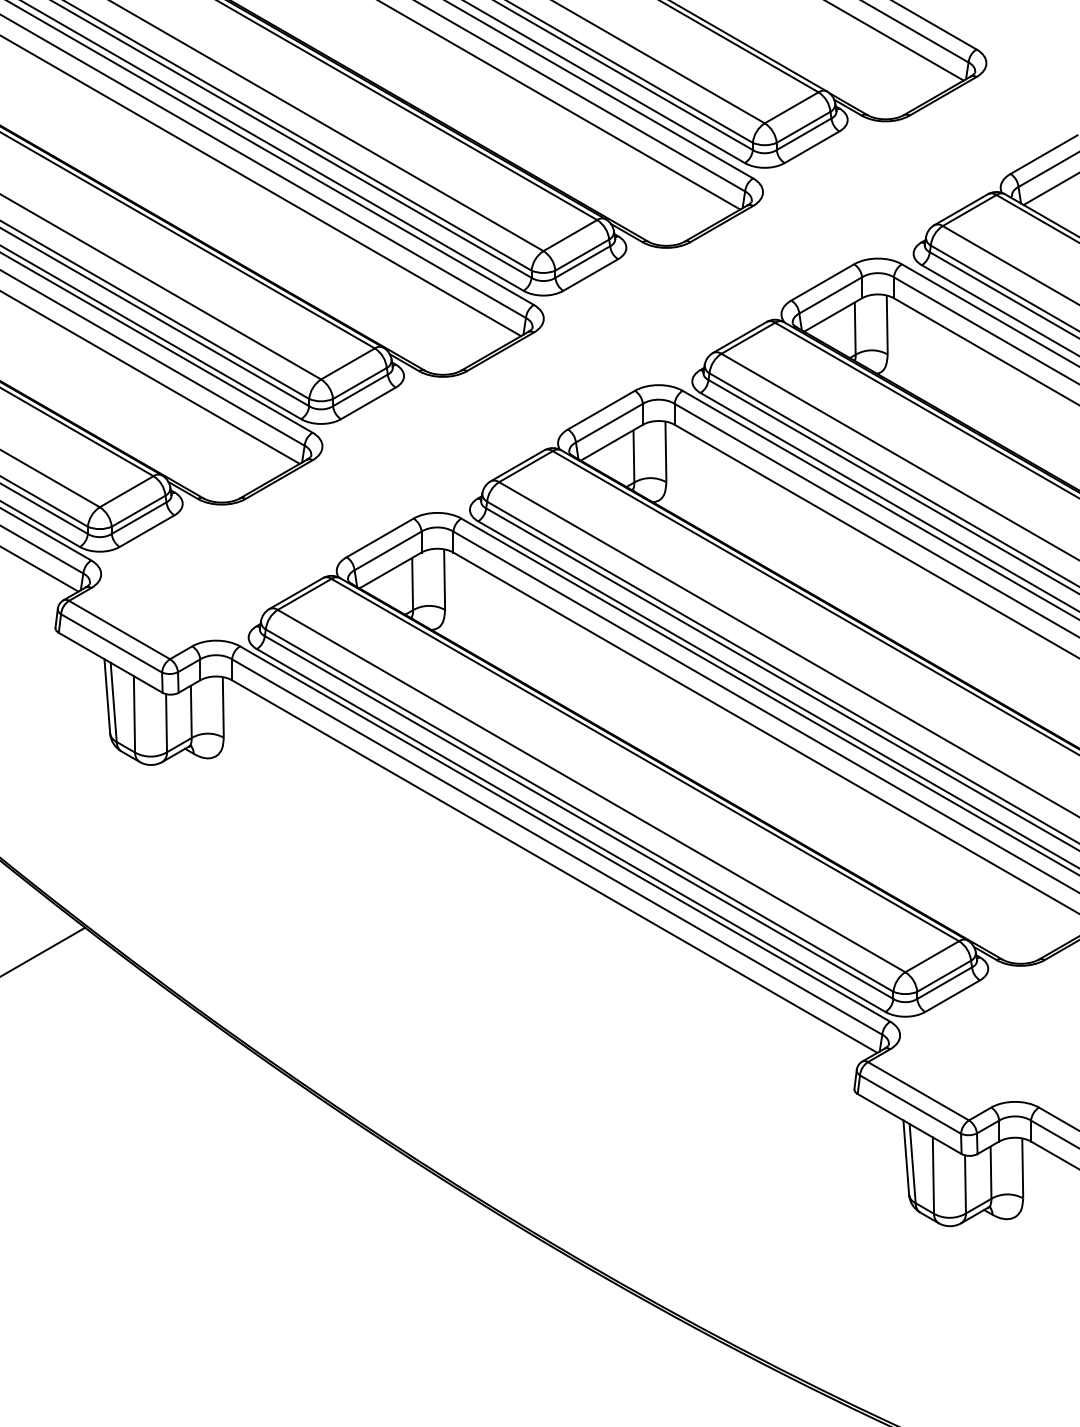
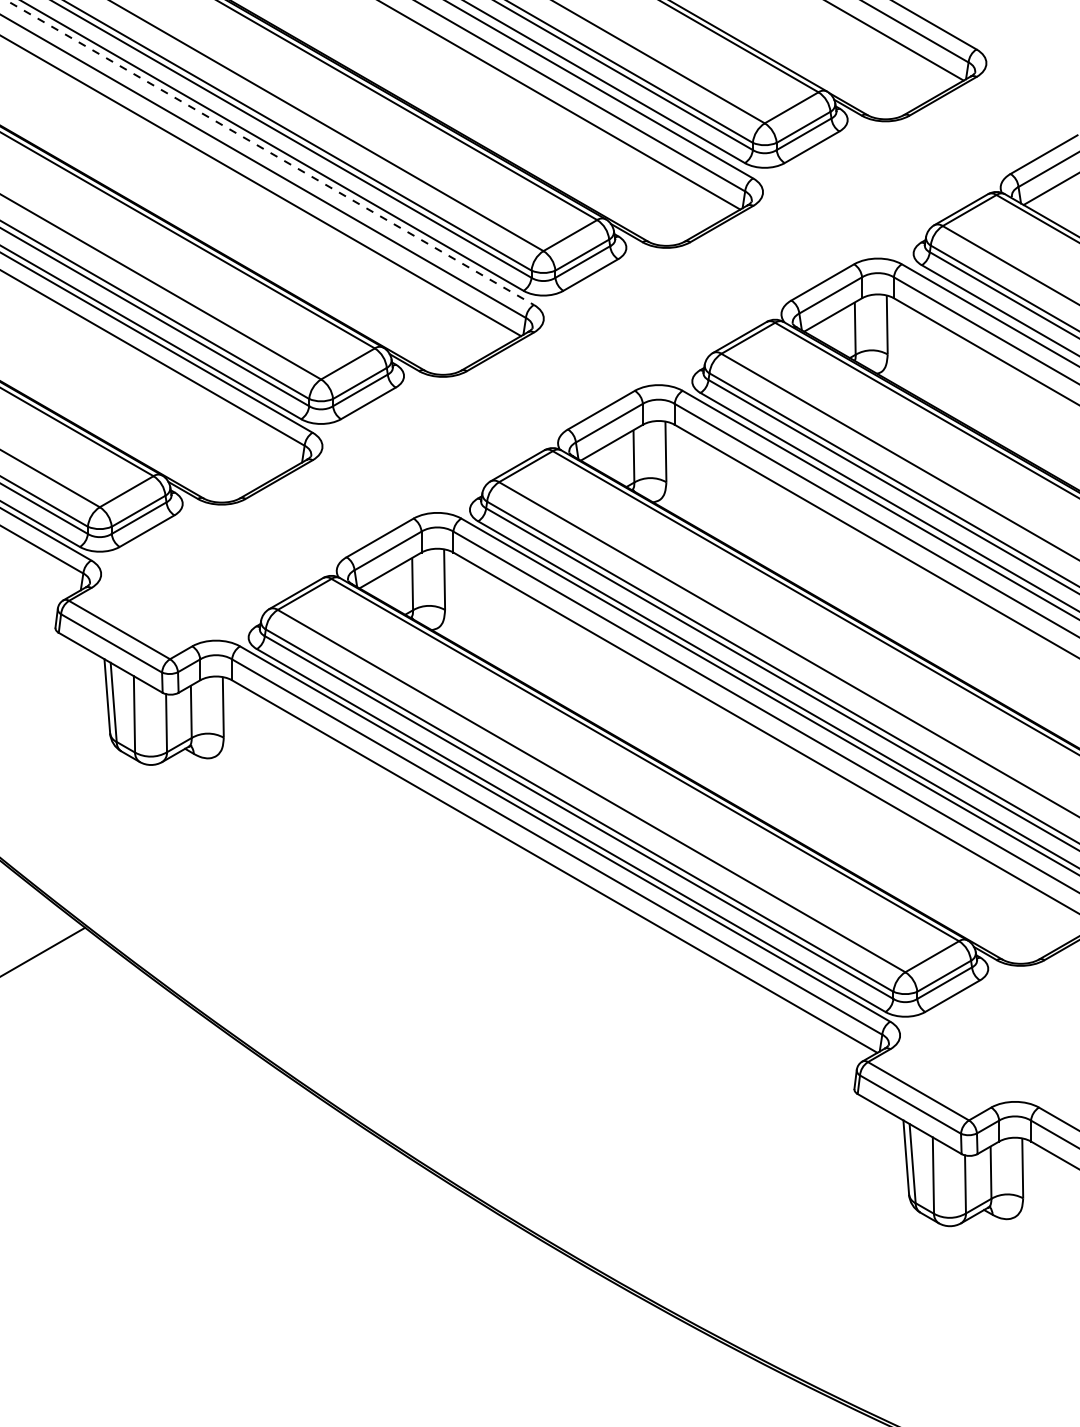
line: solid -> dashed (269, 152)
line: present -> none (150, 377)
line: present -> none (40, 569)
